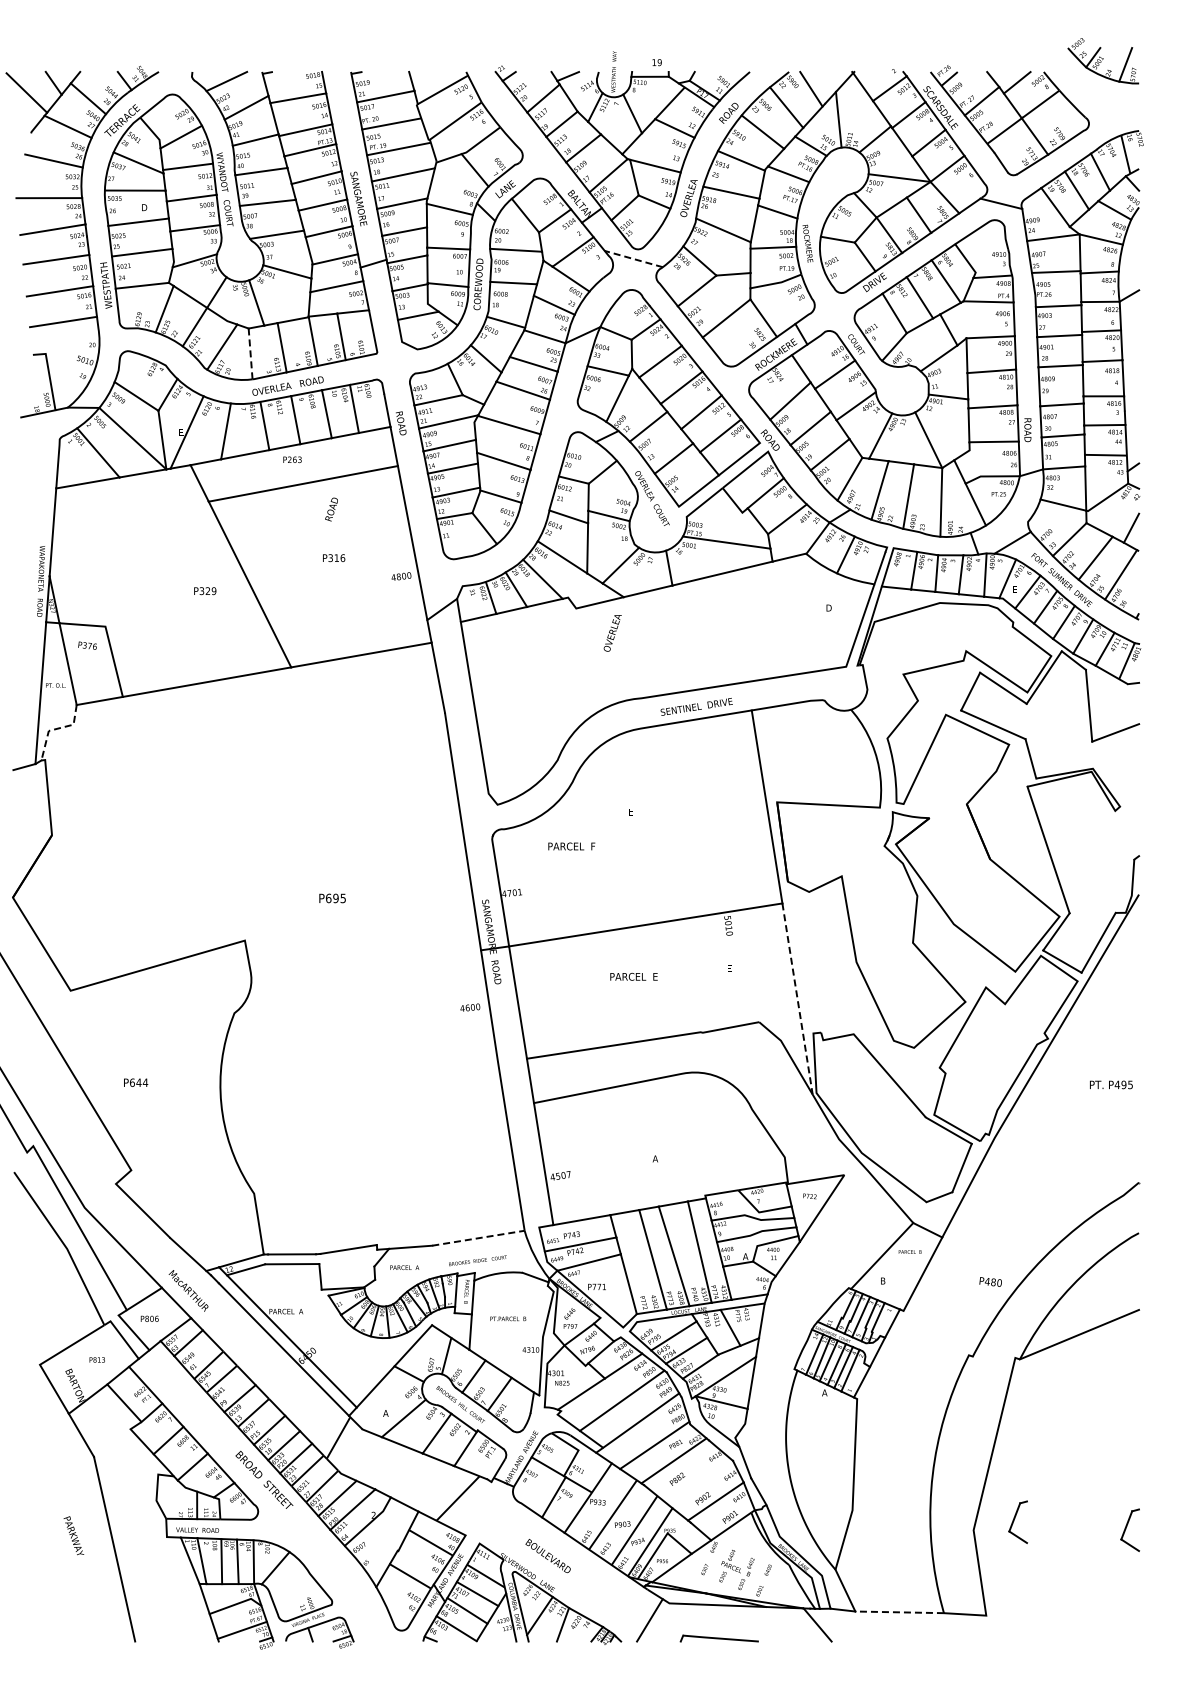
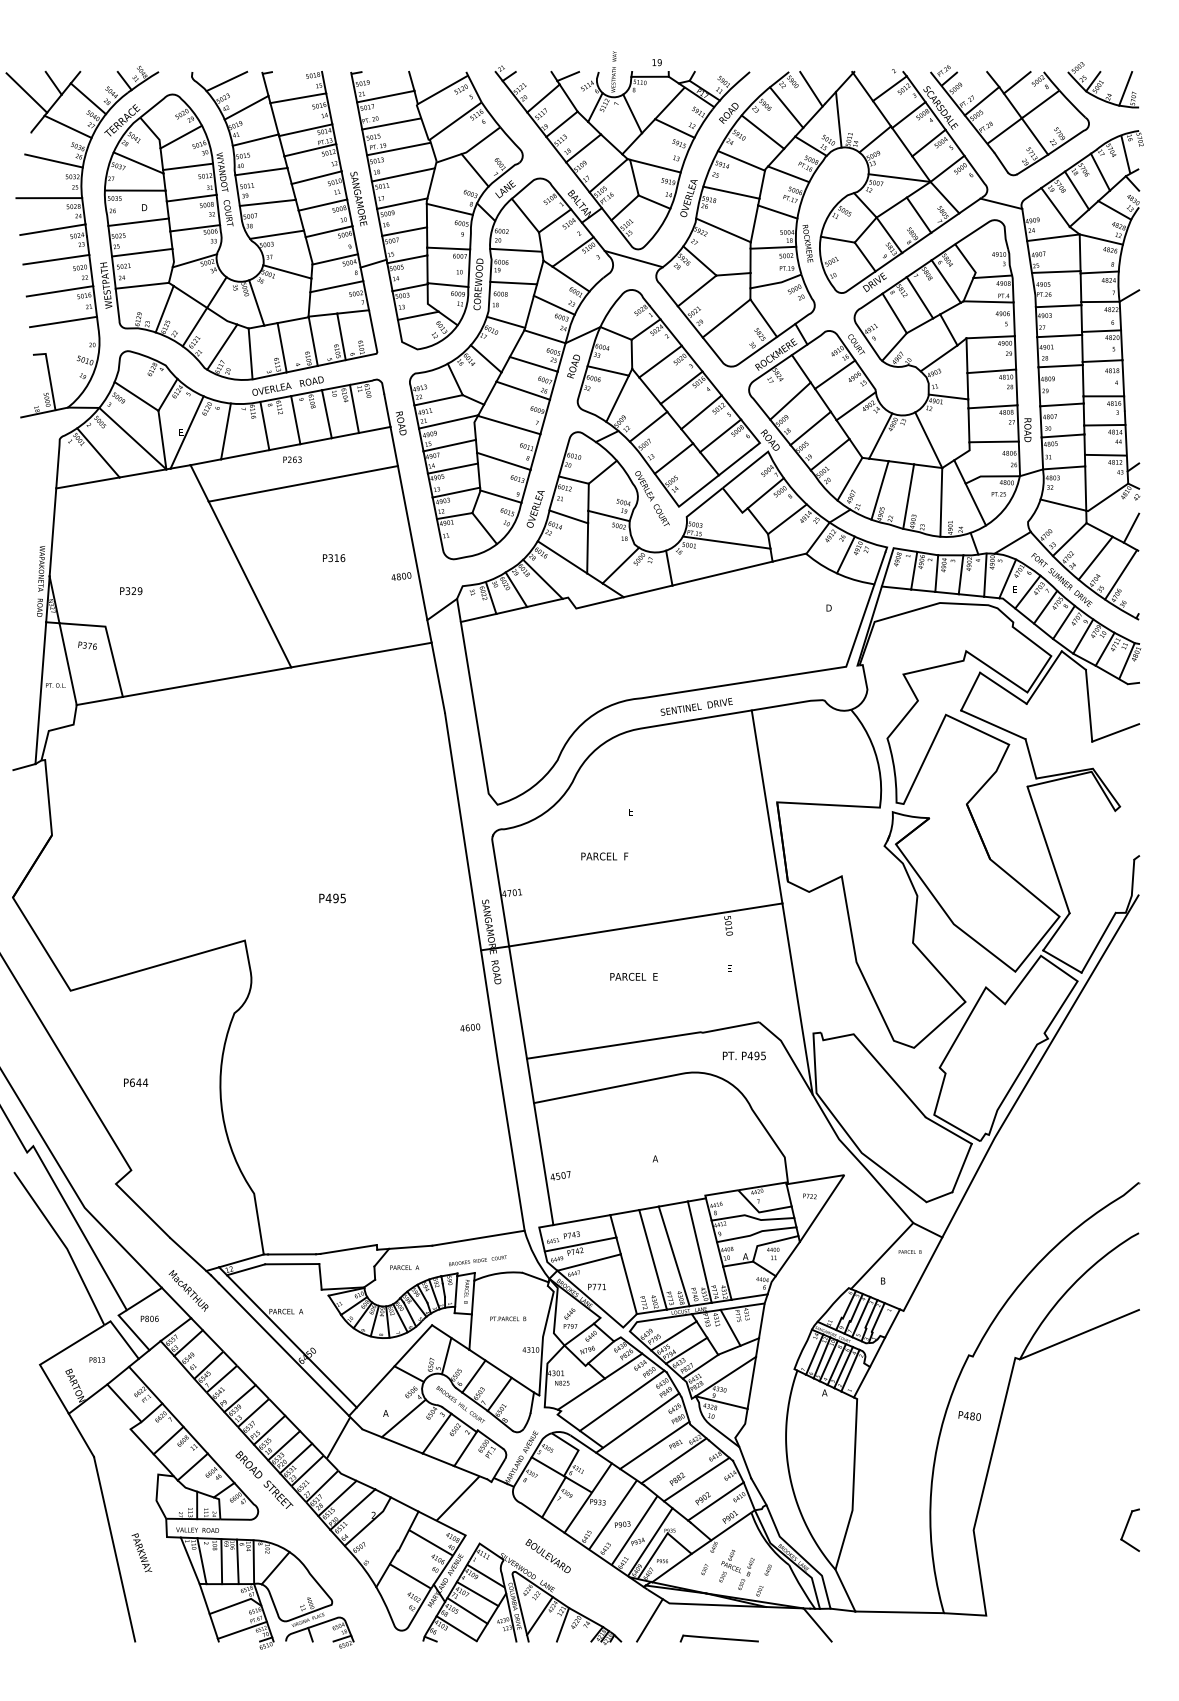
part position: (1103, 61) -> (1103, 85) (1103, 85)
line: dashed -> solid (633, 258)
line: dashed -> solid (250, 353)
text position: (331, 509) -> (573, 366) (573, 366)
text position: (205, 591) -> (131, 591) (131, 591)
text position: (612, 633) -> (535, 509) (535, 509)
line: dashed -> solid (55, 729)
text position: (571, 846) -> (604, 856) (604, 856)
text: P695 -> P495 (328, 898)
line: dashed -> solid (797, 999)
text position: (470, 1007) -> (470, 1027) (470, 1027)
text position: (1111, 1084) -> (744, 1055) (744, 1055)
line: dashed -> solid (478, 1238)
text position: (990, 1281) -> (969, 1415) (969, 1415)
line: none -> present (696, 1479)
part: present -> none (1017, 1521)
text position: (73, 1535) -> (141, 1552) (141, 1552)
line: dashed -> solid (899, 1612)
